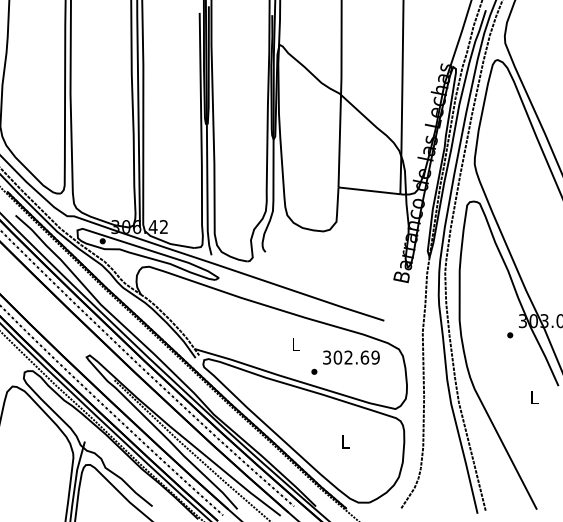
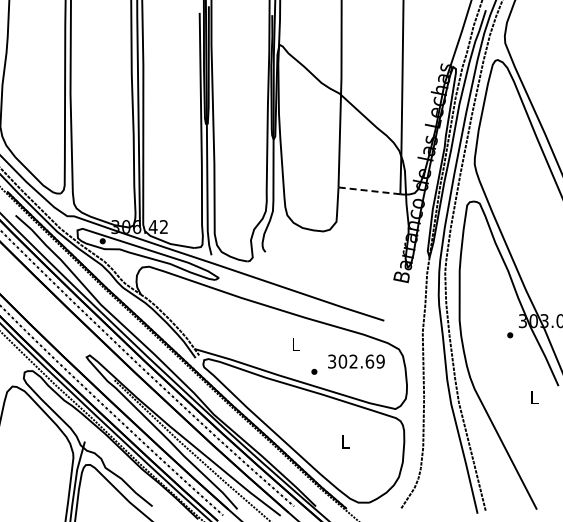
line: solid -> dashed (368, 190)
text position: (351, 357) -> (356, 361) (356, 361)
